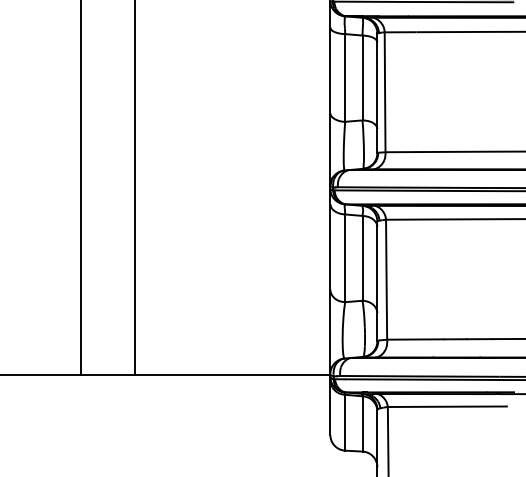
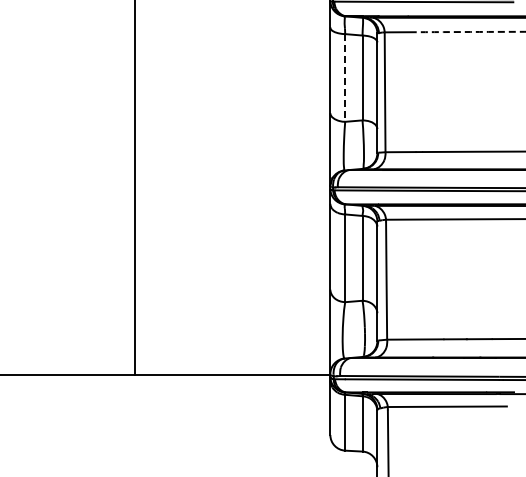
arc: solid -> dashed (471, 32)
line: solid -> dashed (345, 77)
line: present -> none (81, 188)
